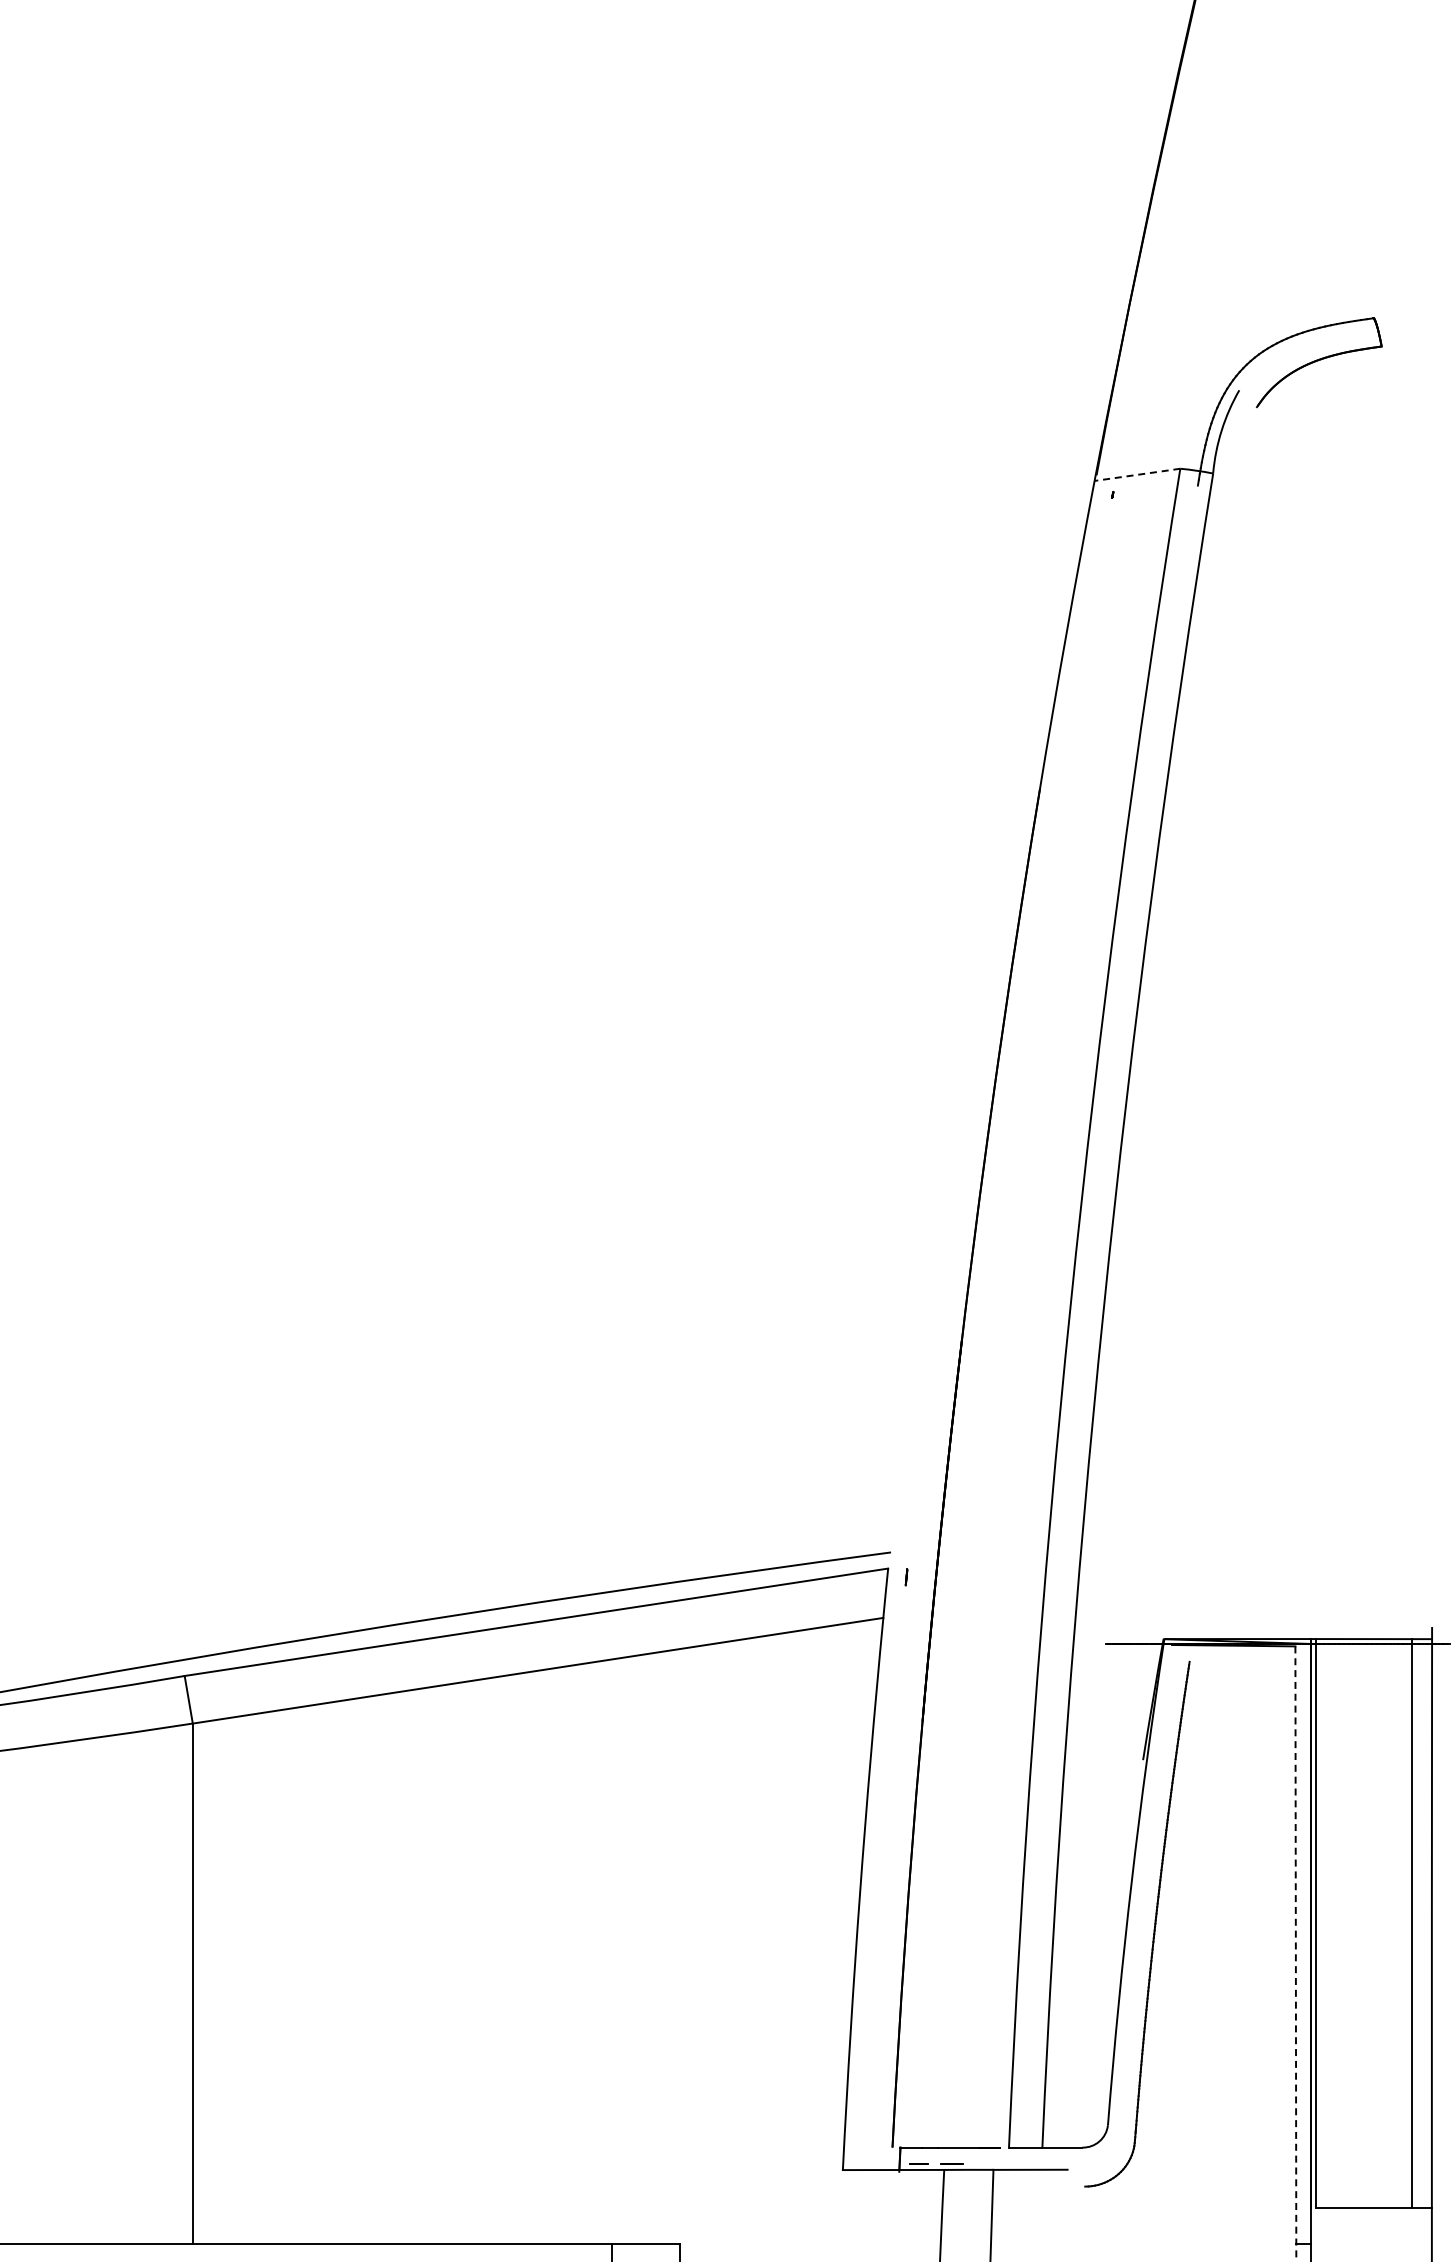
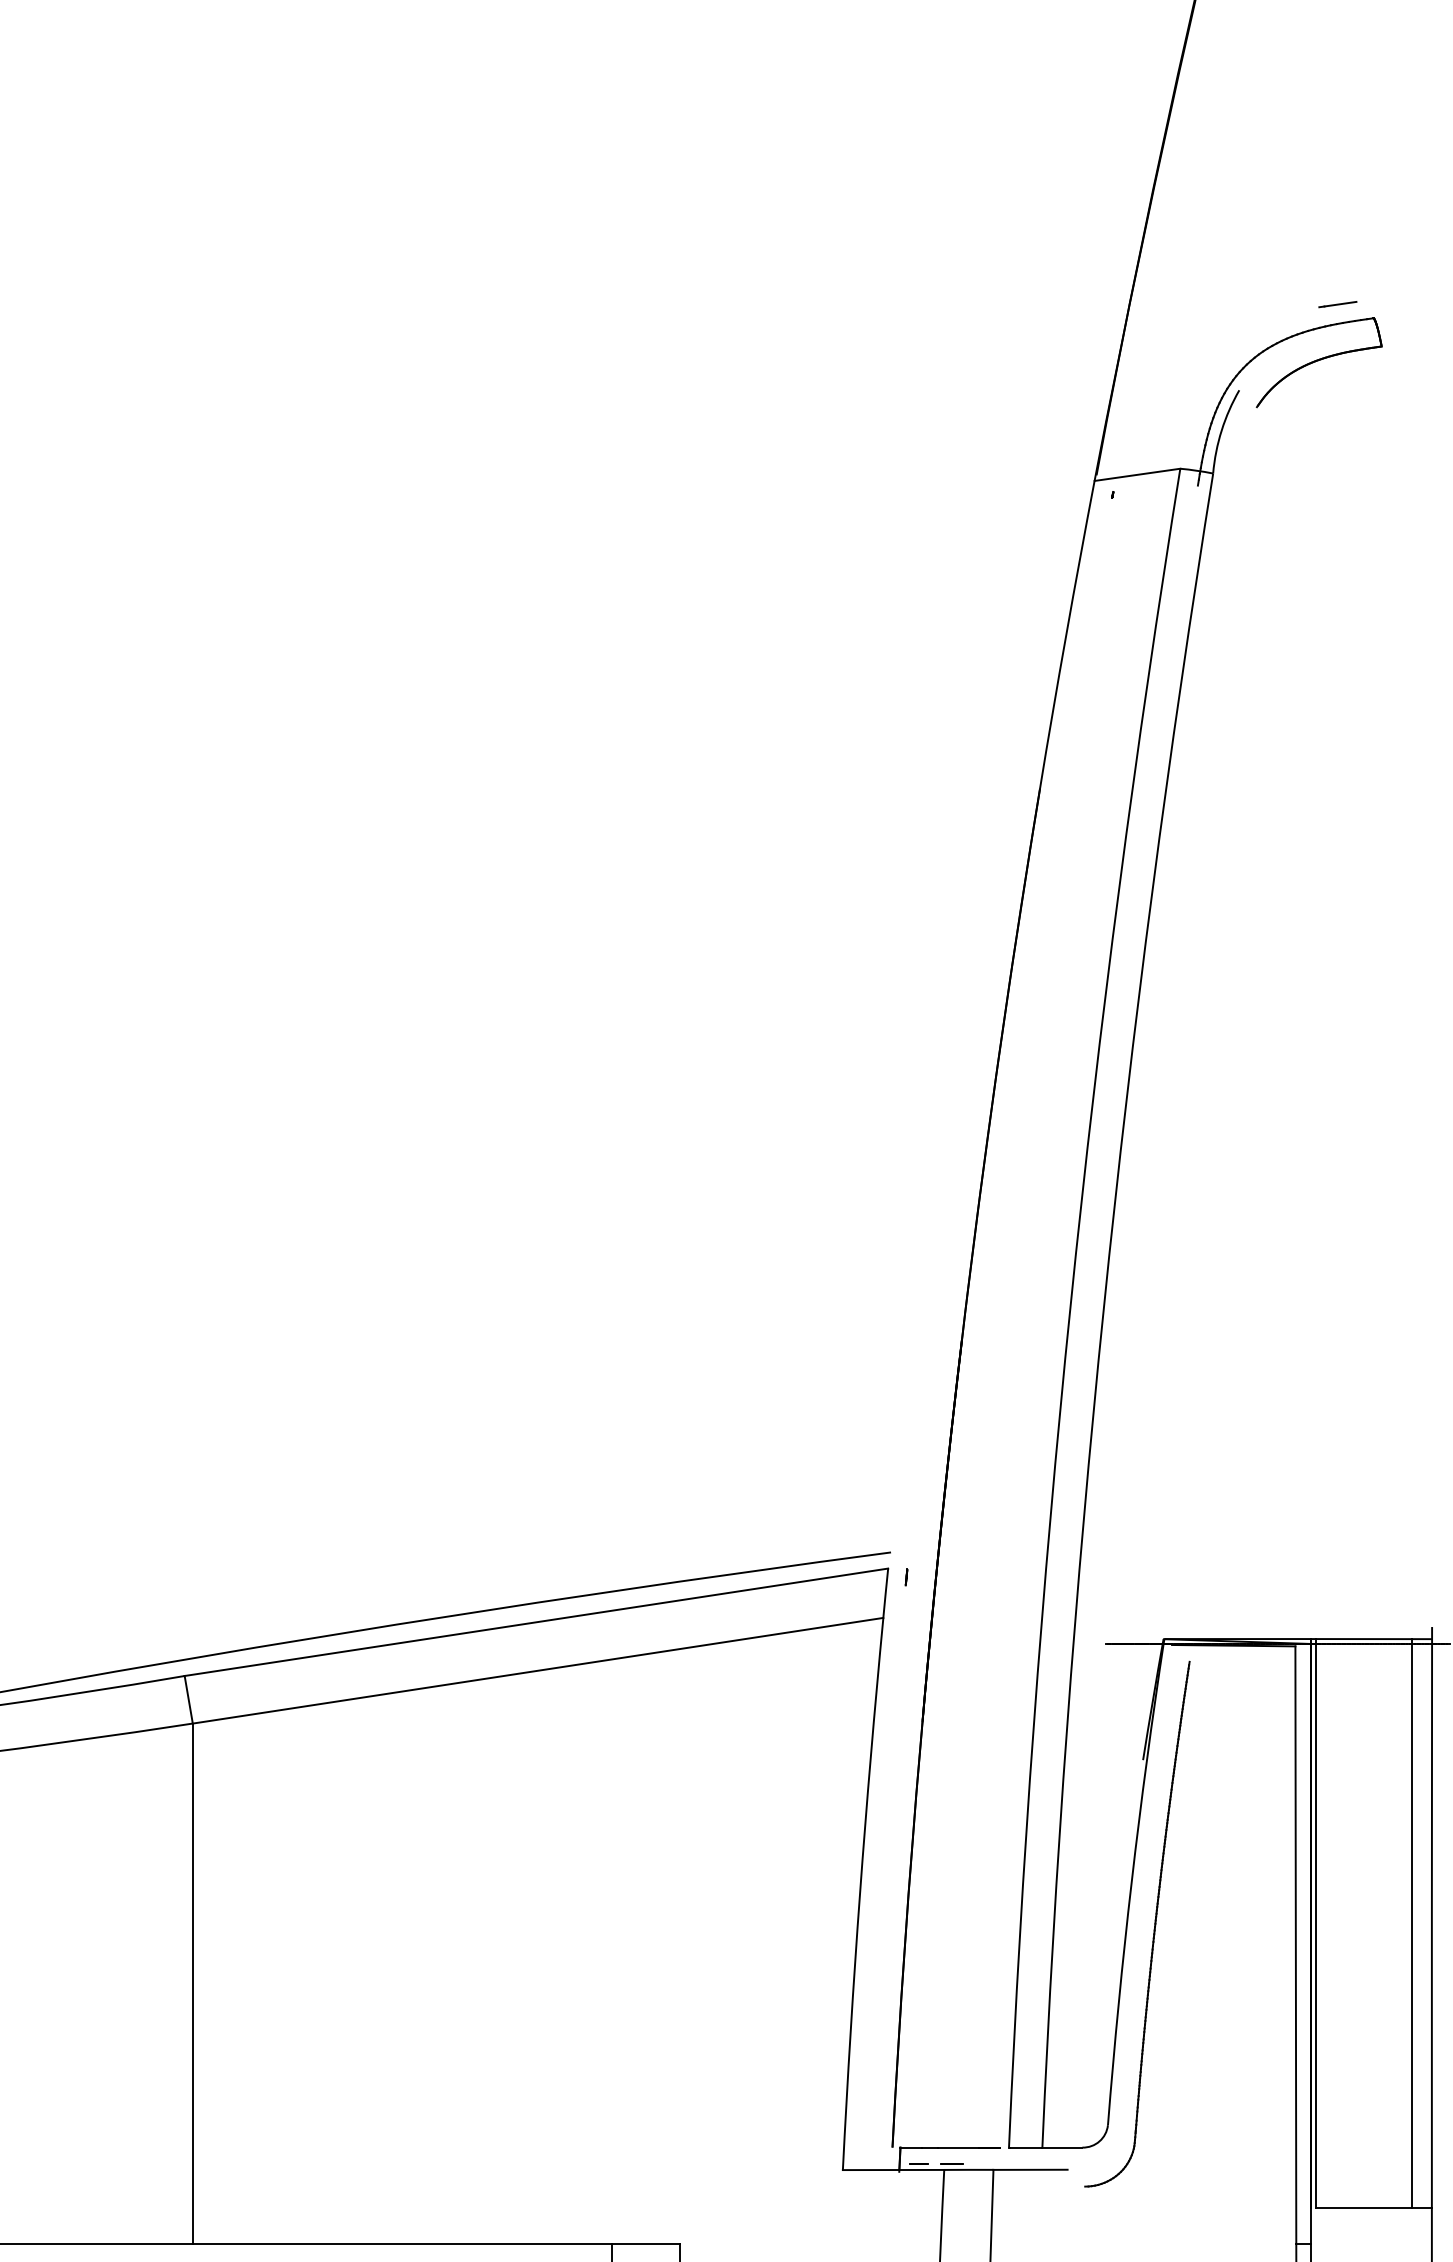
line: none -> present (1337, 304)
line: dashed -> solid (1136, 474)
line: dashed -> solid (1295, 1954)
